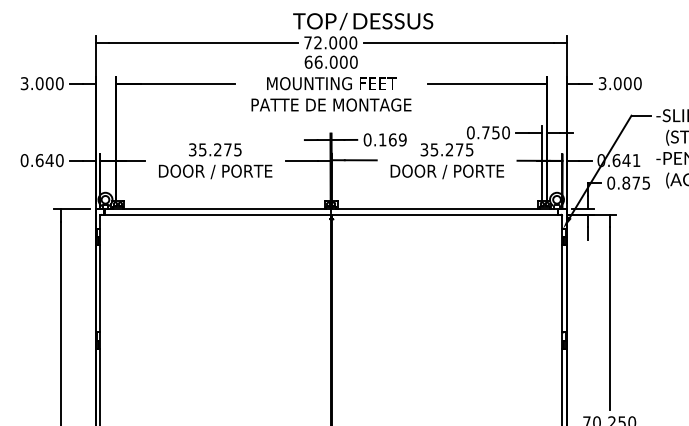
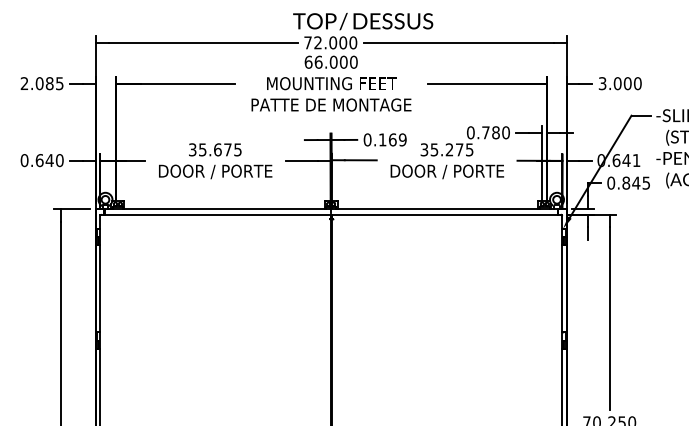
text: 3.000 -> 2.085 (41, 83)
text: 0.750 -> 0.780 (495, 132)
text: 35.275 -> 35.675 (217, 149)
text: 0.875 -> 0.845 (636, 182)
